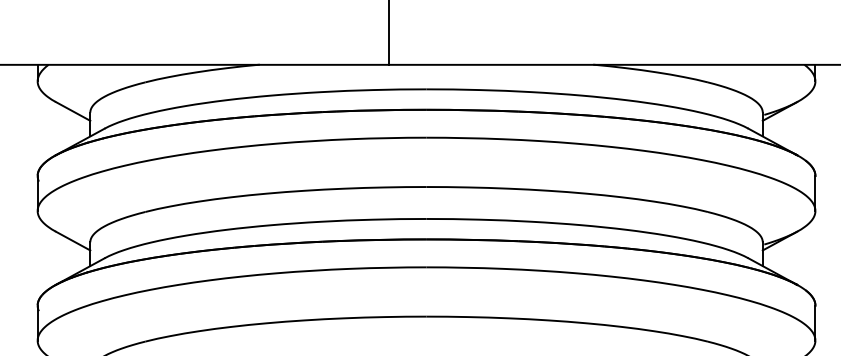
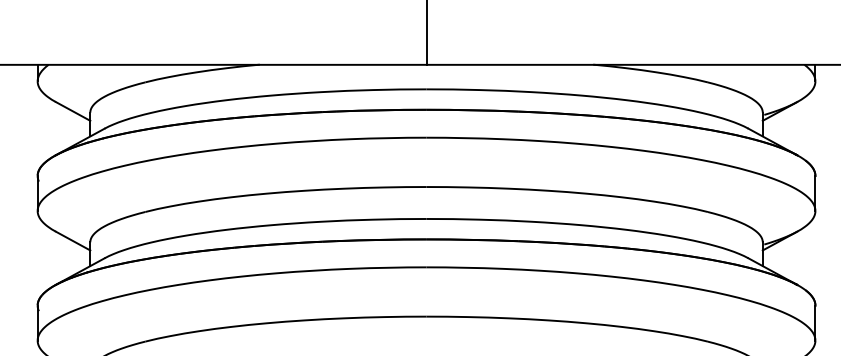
line position: (388, 33) -> (426, 33) (426, 33)
